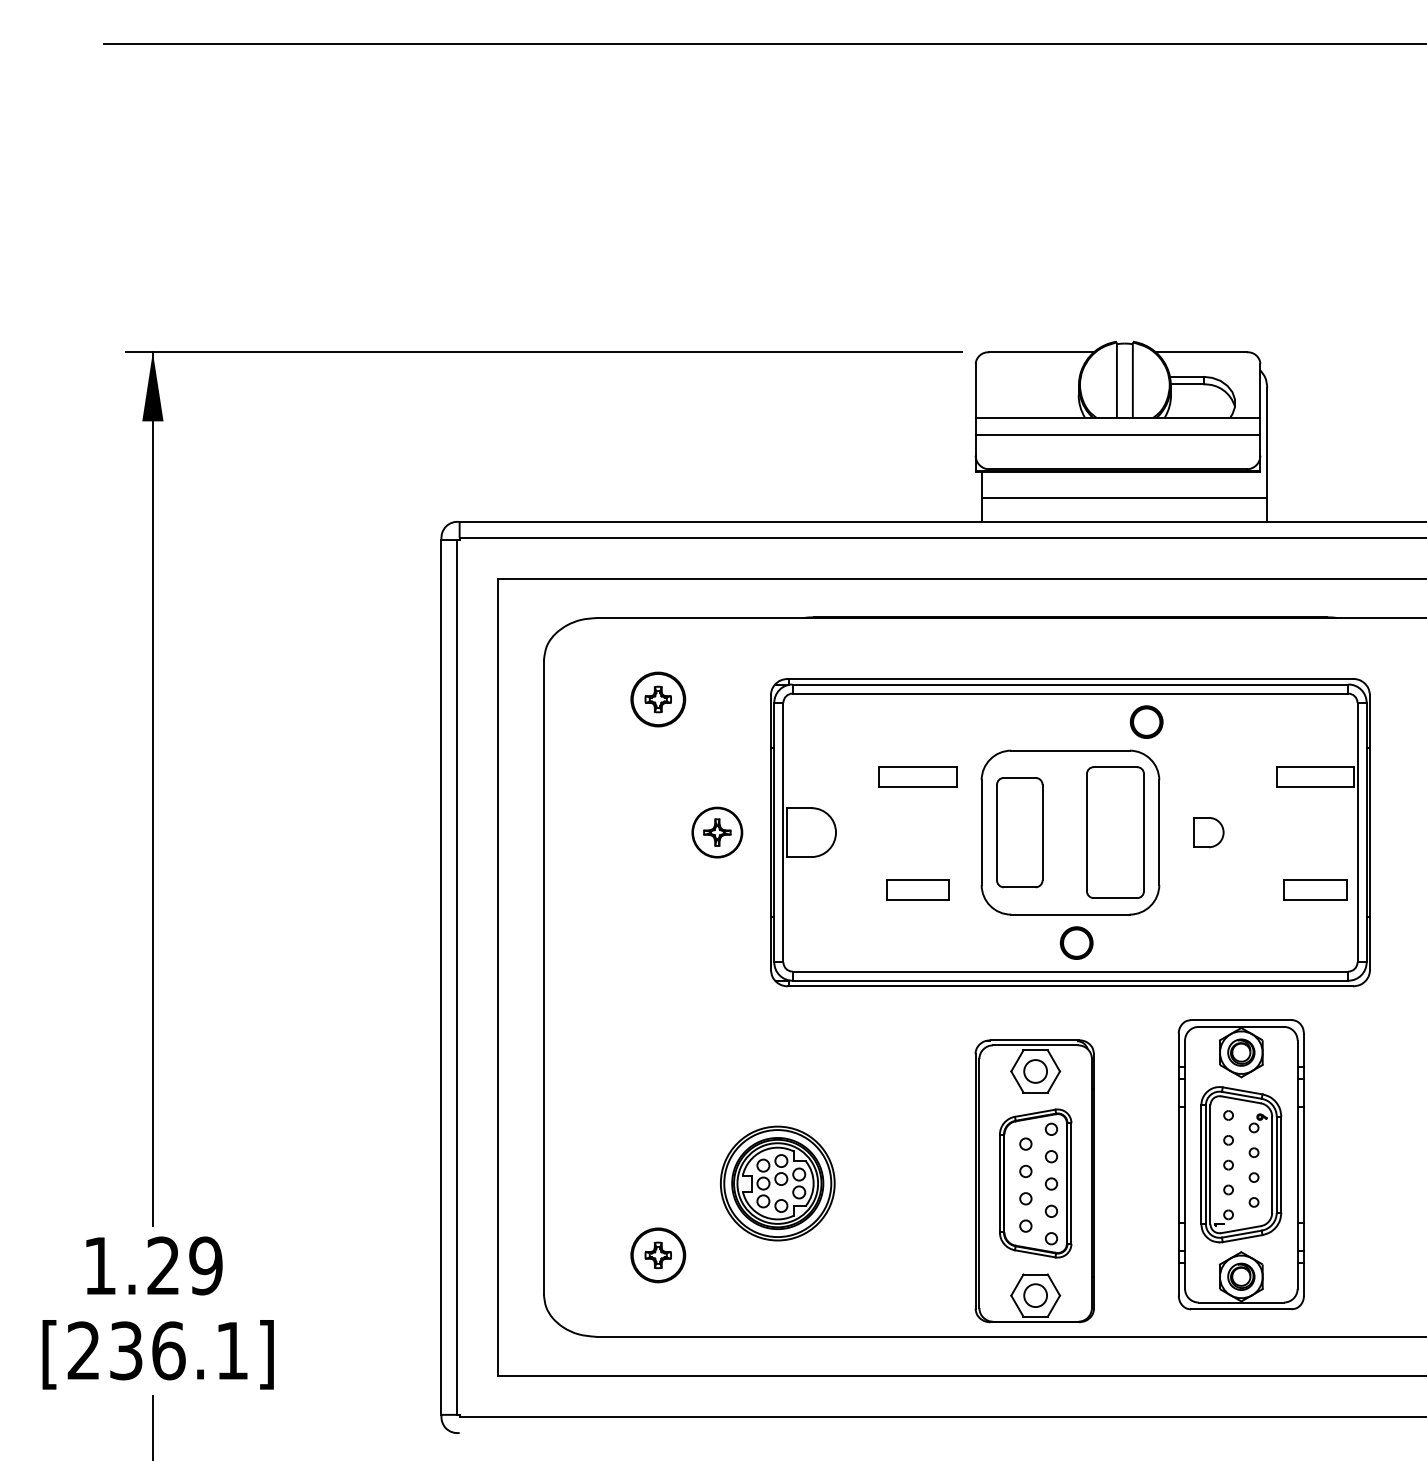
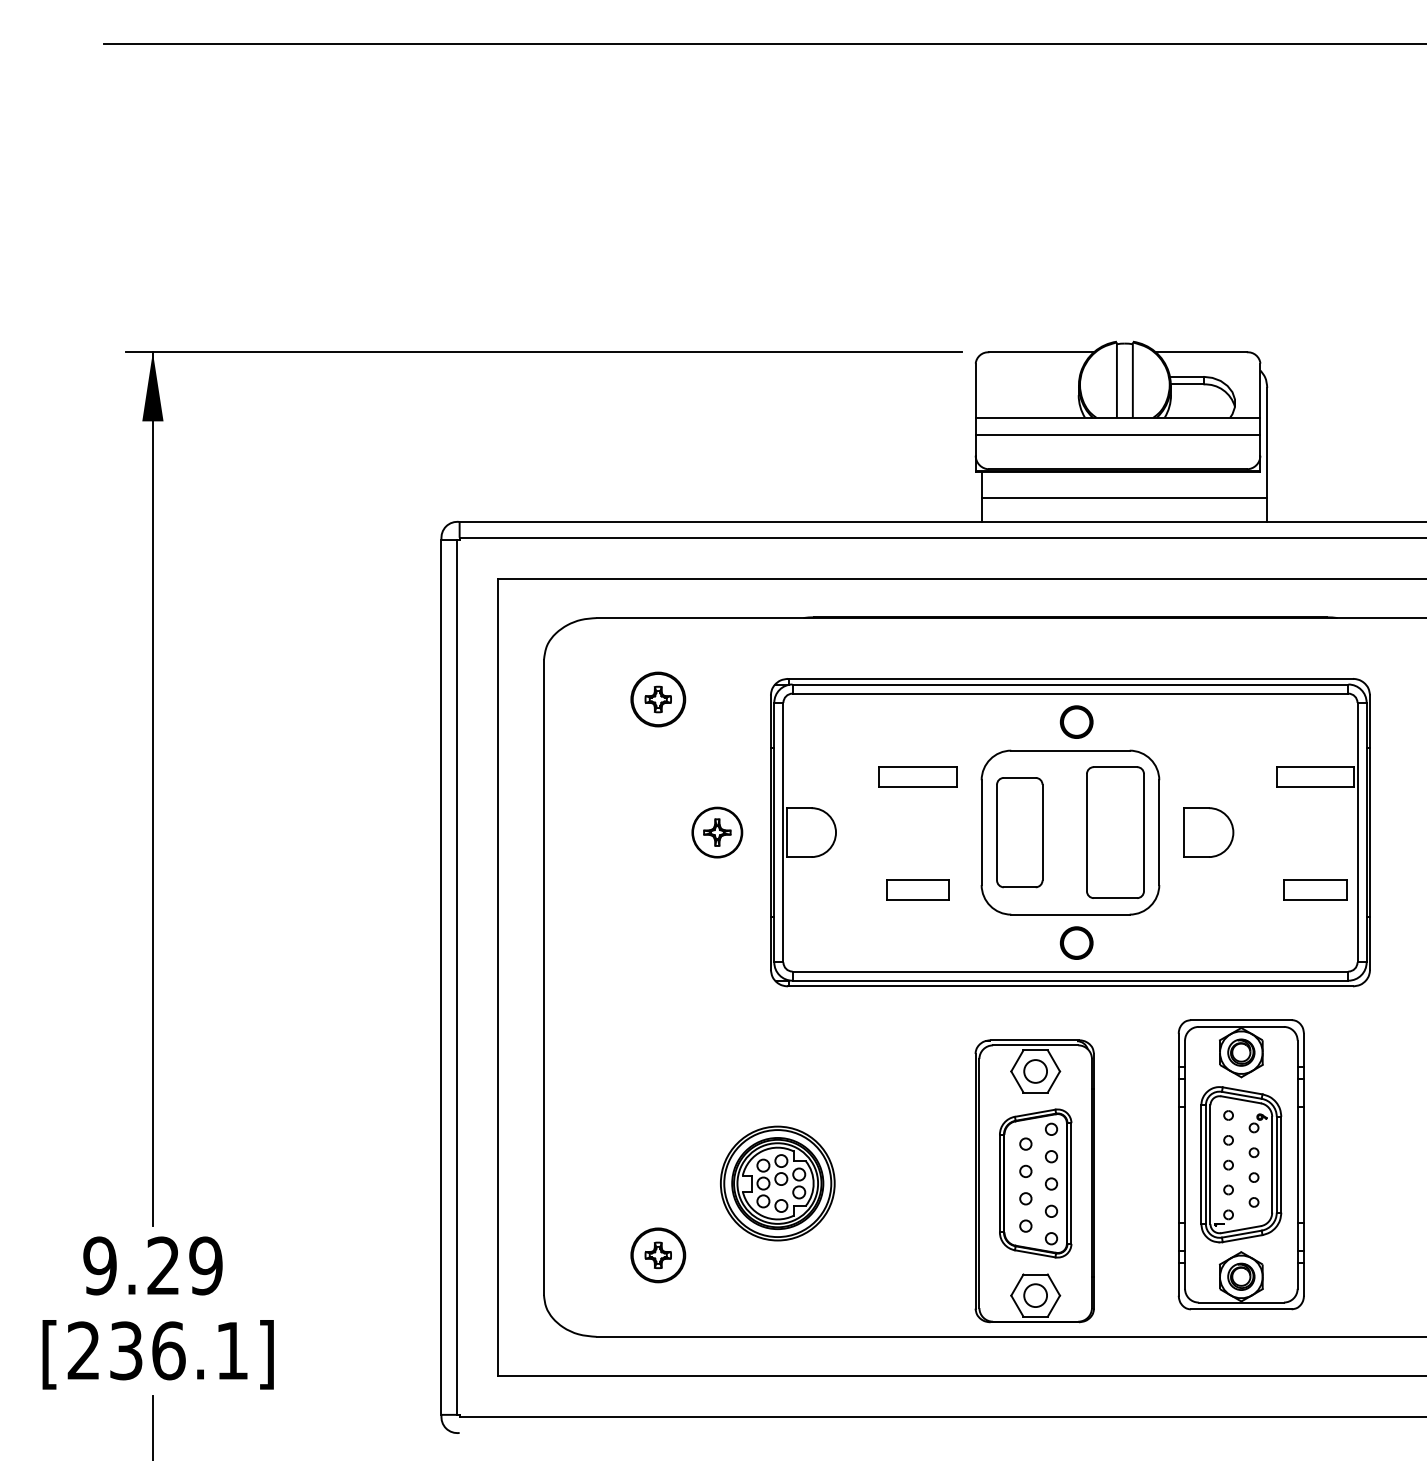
part position: (1146, 721) -> (1076, 721) (1076, 721)
part size: 32x32 px -> 52x51 px (1208, 832)
text: 1.29 -> 9.29 (99, 1265)
